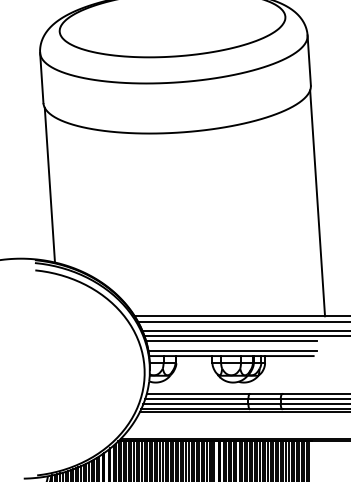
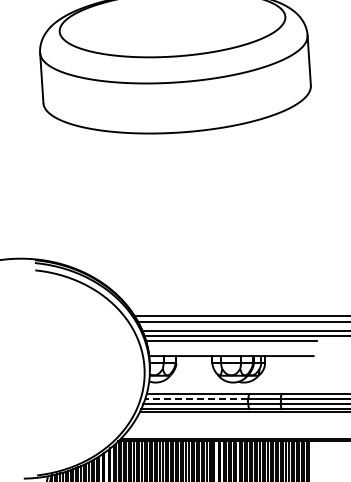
line: present -> none (49, 184)
line: present -> none (317, 203)
line: present -> none (232, 350)
line: solid -> dashed (196, 399)
